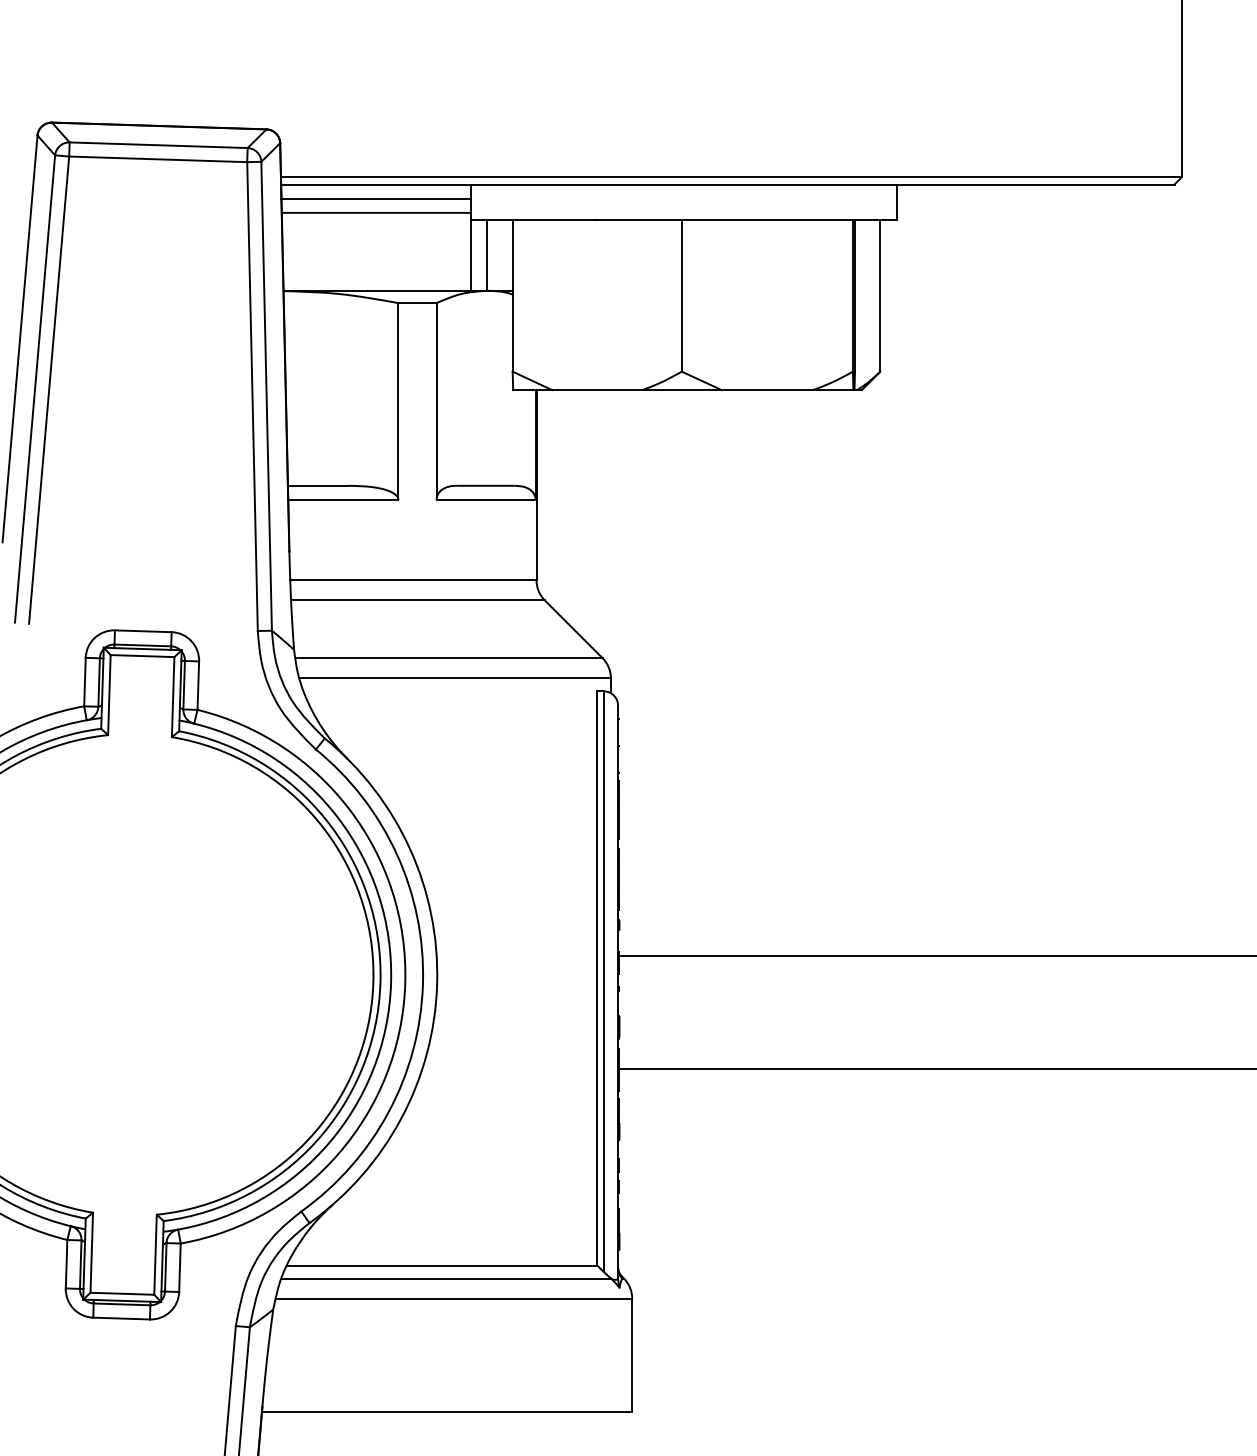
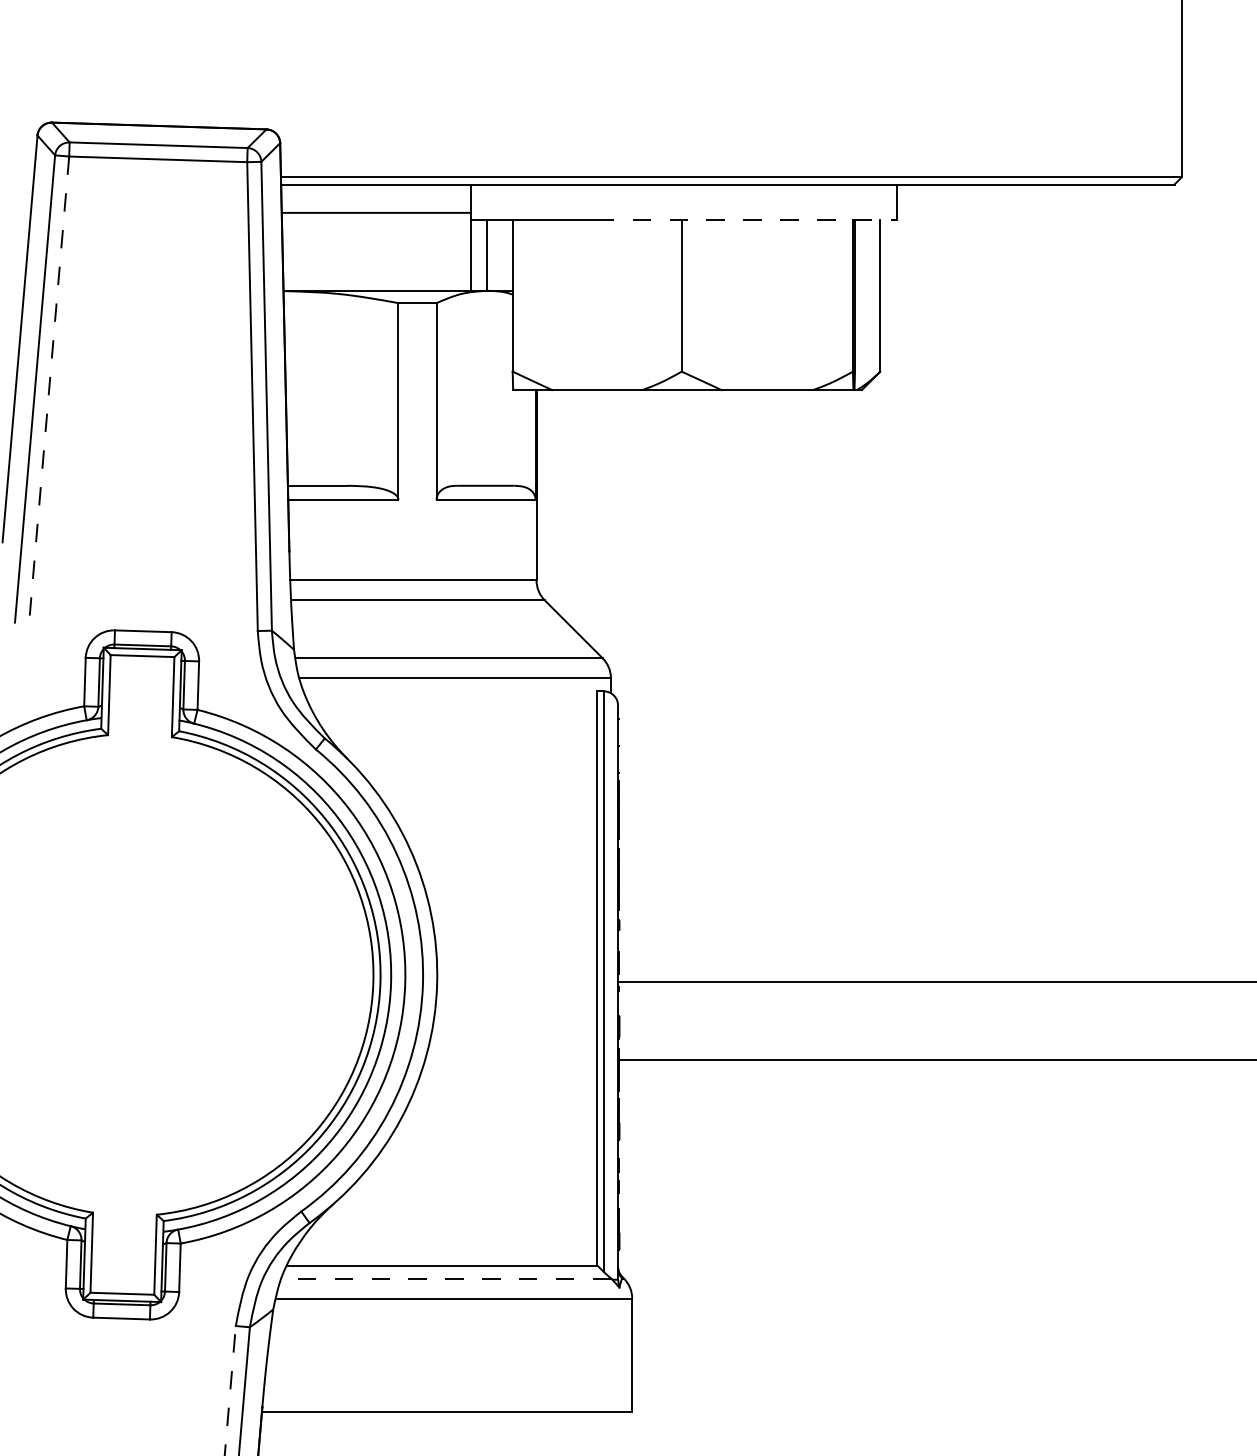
line: present -> none (376, 198)
line: solid -> dashed (746, 219)
line: solid -> dashed (49, 390)
line position: (936, 955) -> (936, 981) (936, 981)
line position: (936, 1069) -> (936, 1060) (936, 1060)
line: solid -> dashed (446, 1278)
line: solid -> dashed (230, 1390)
